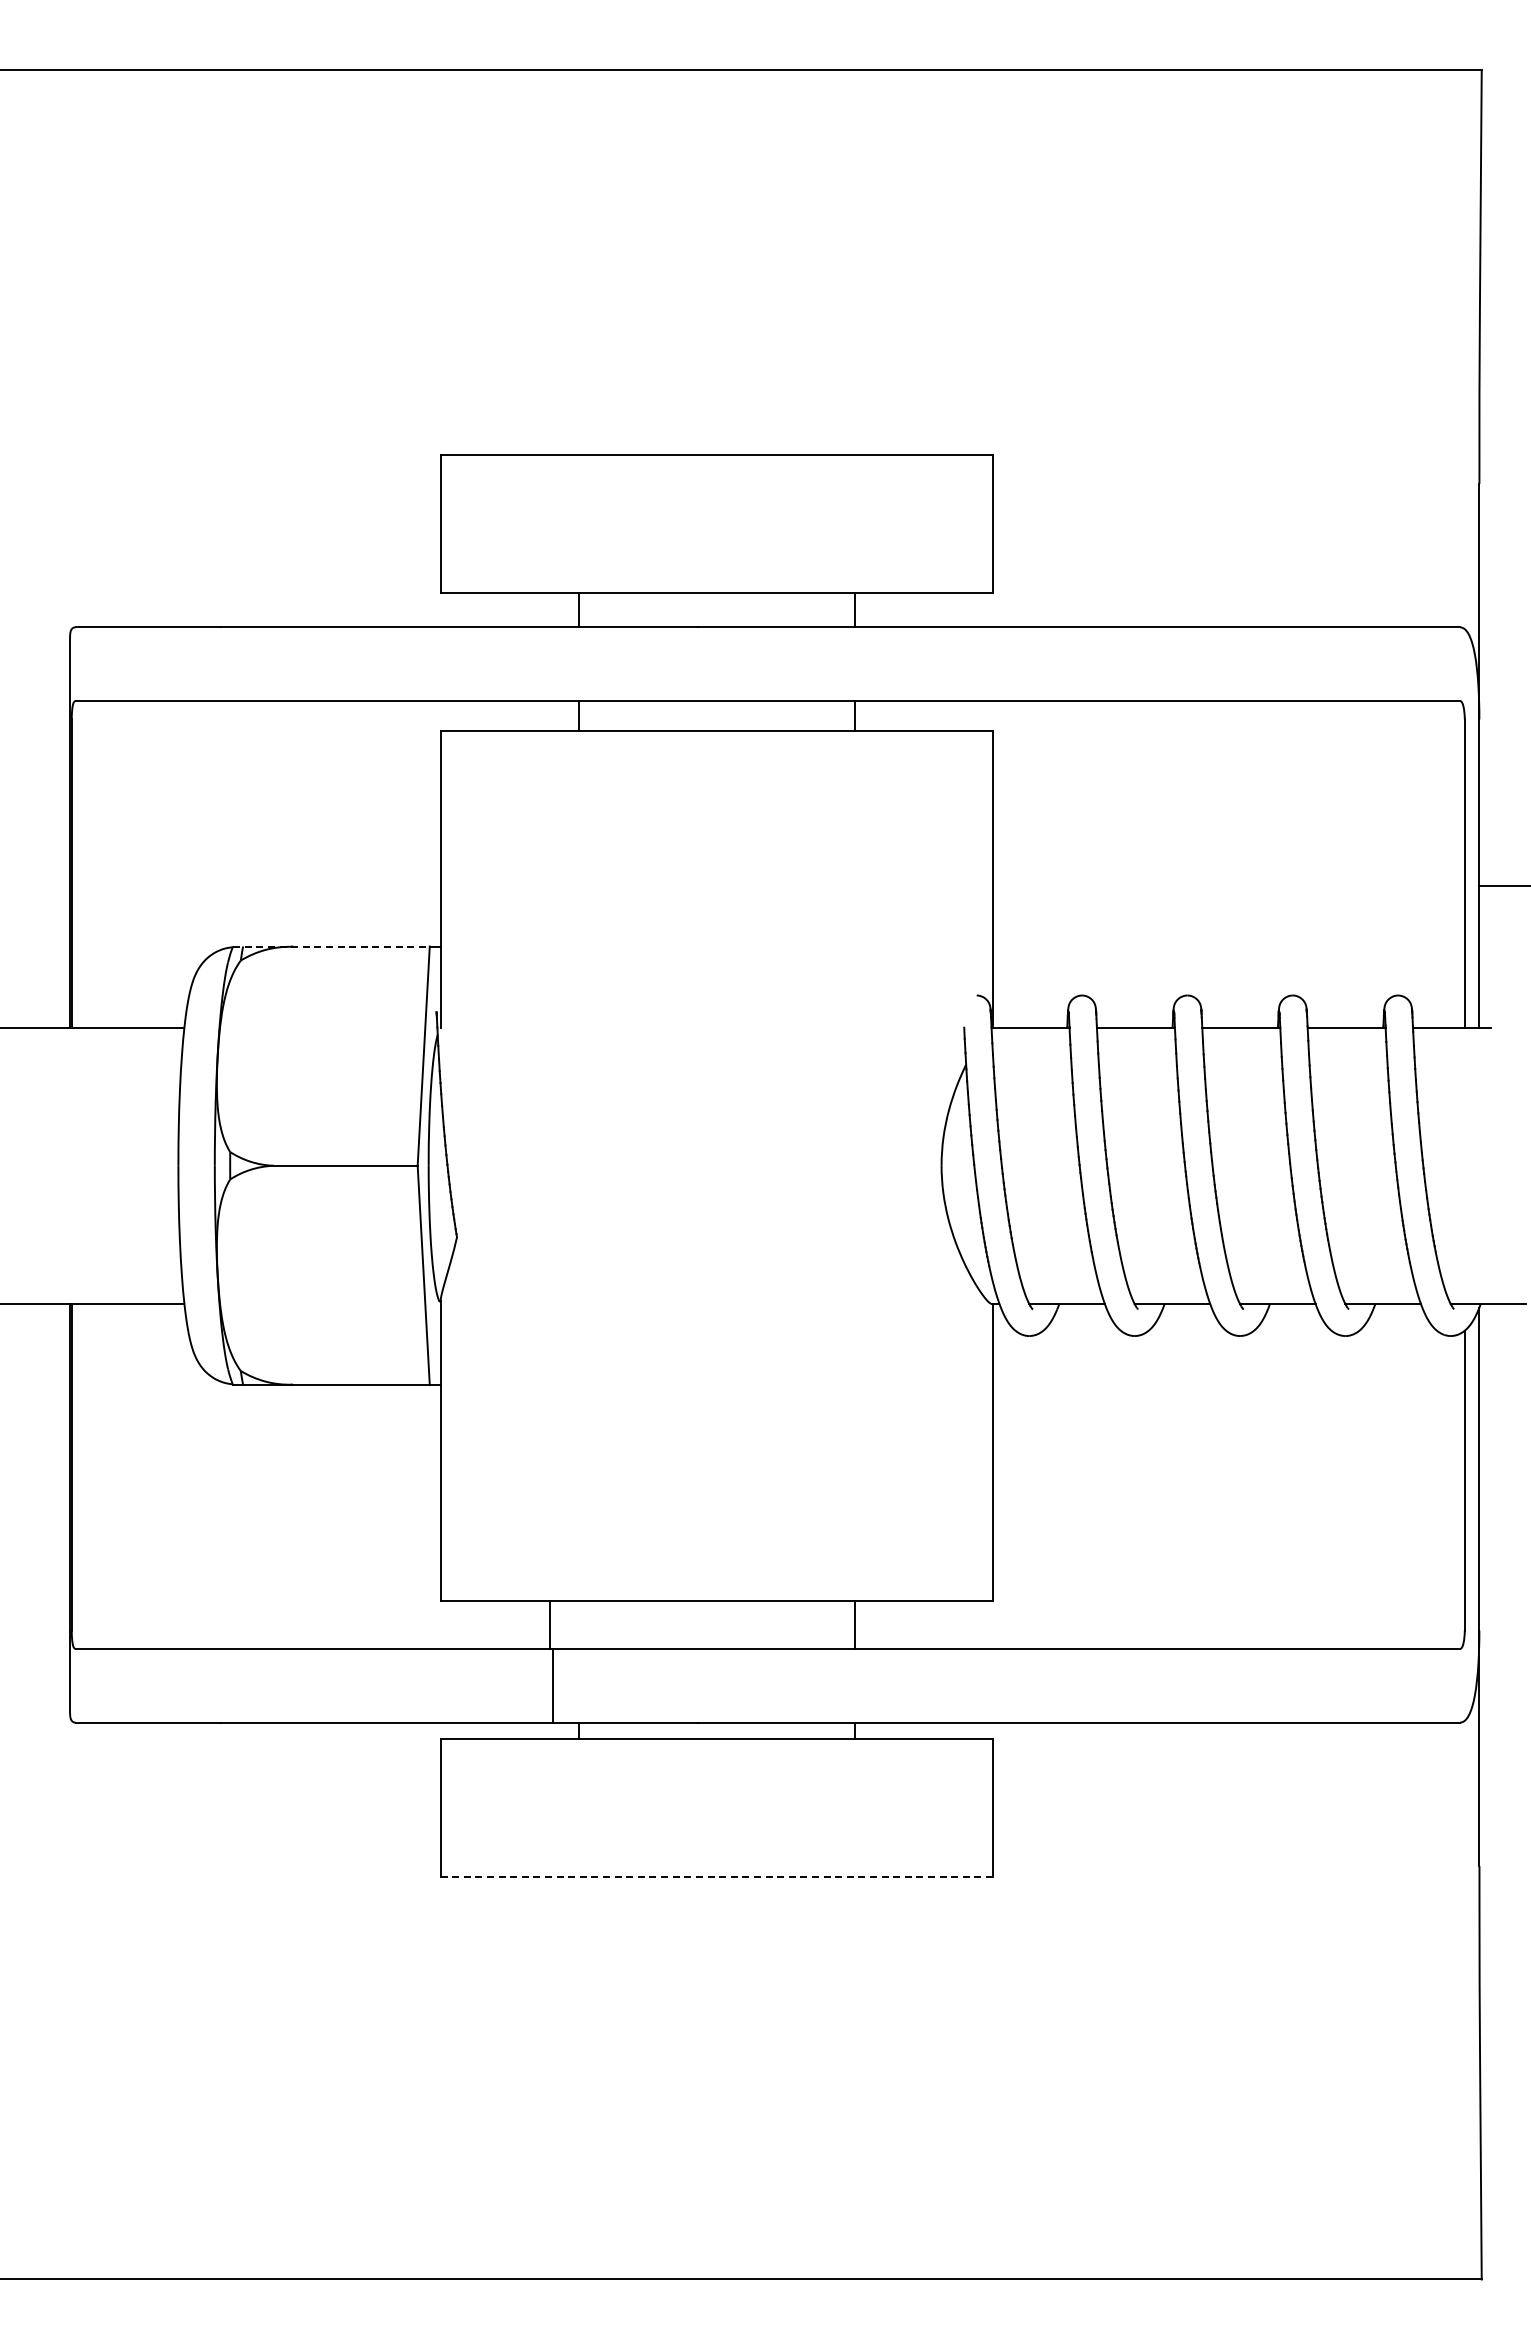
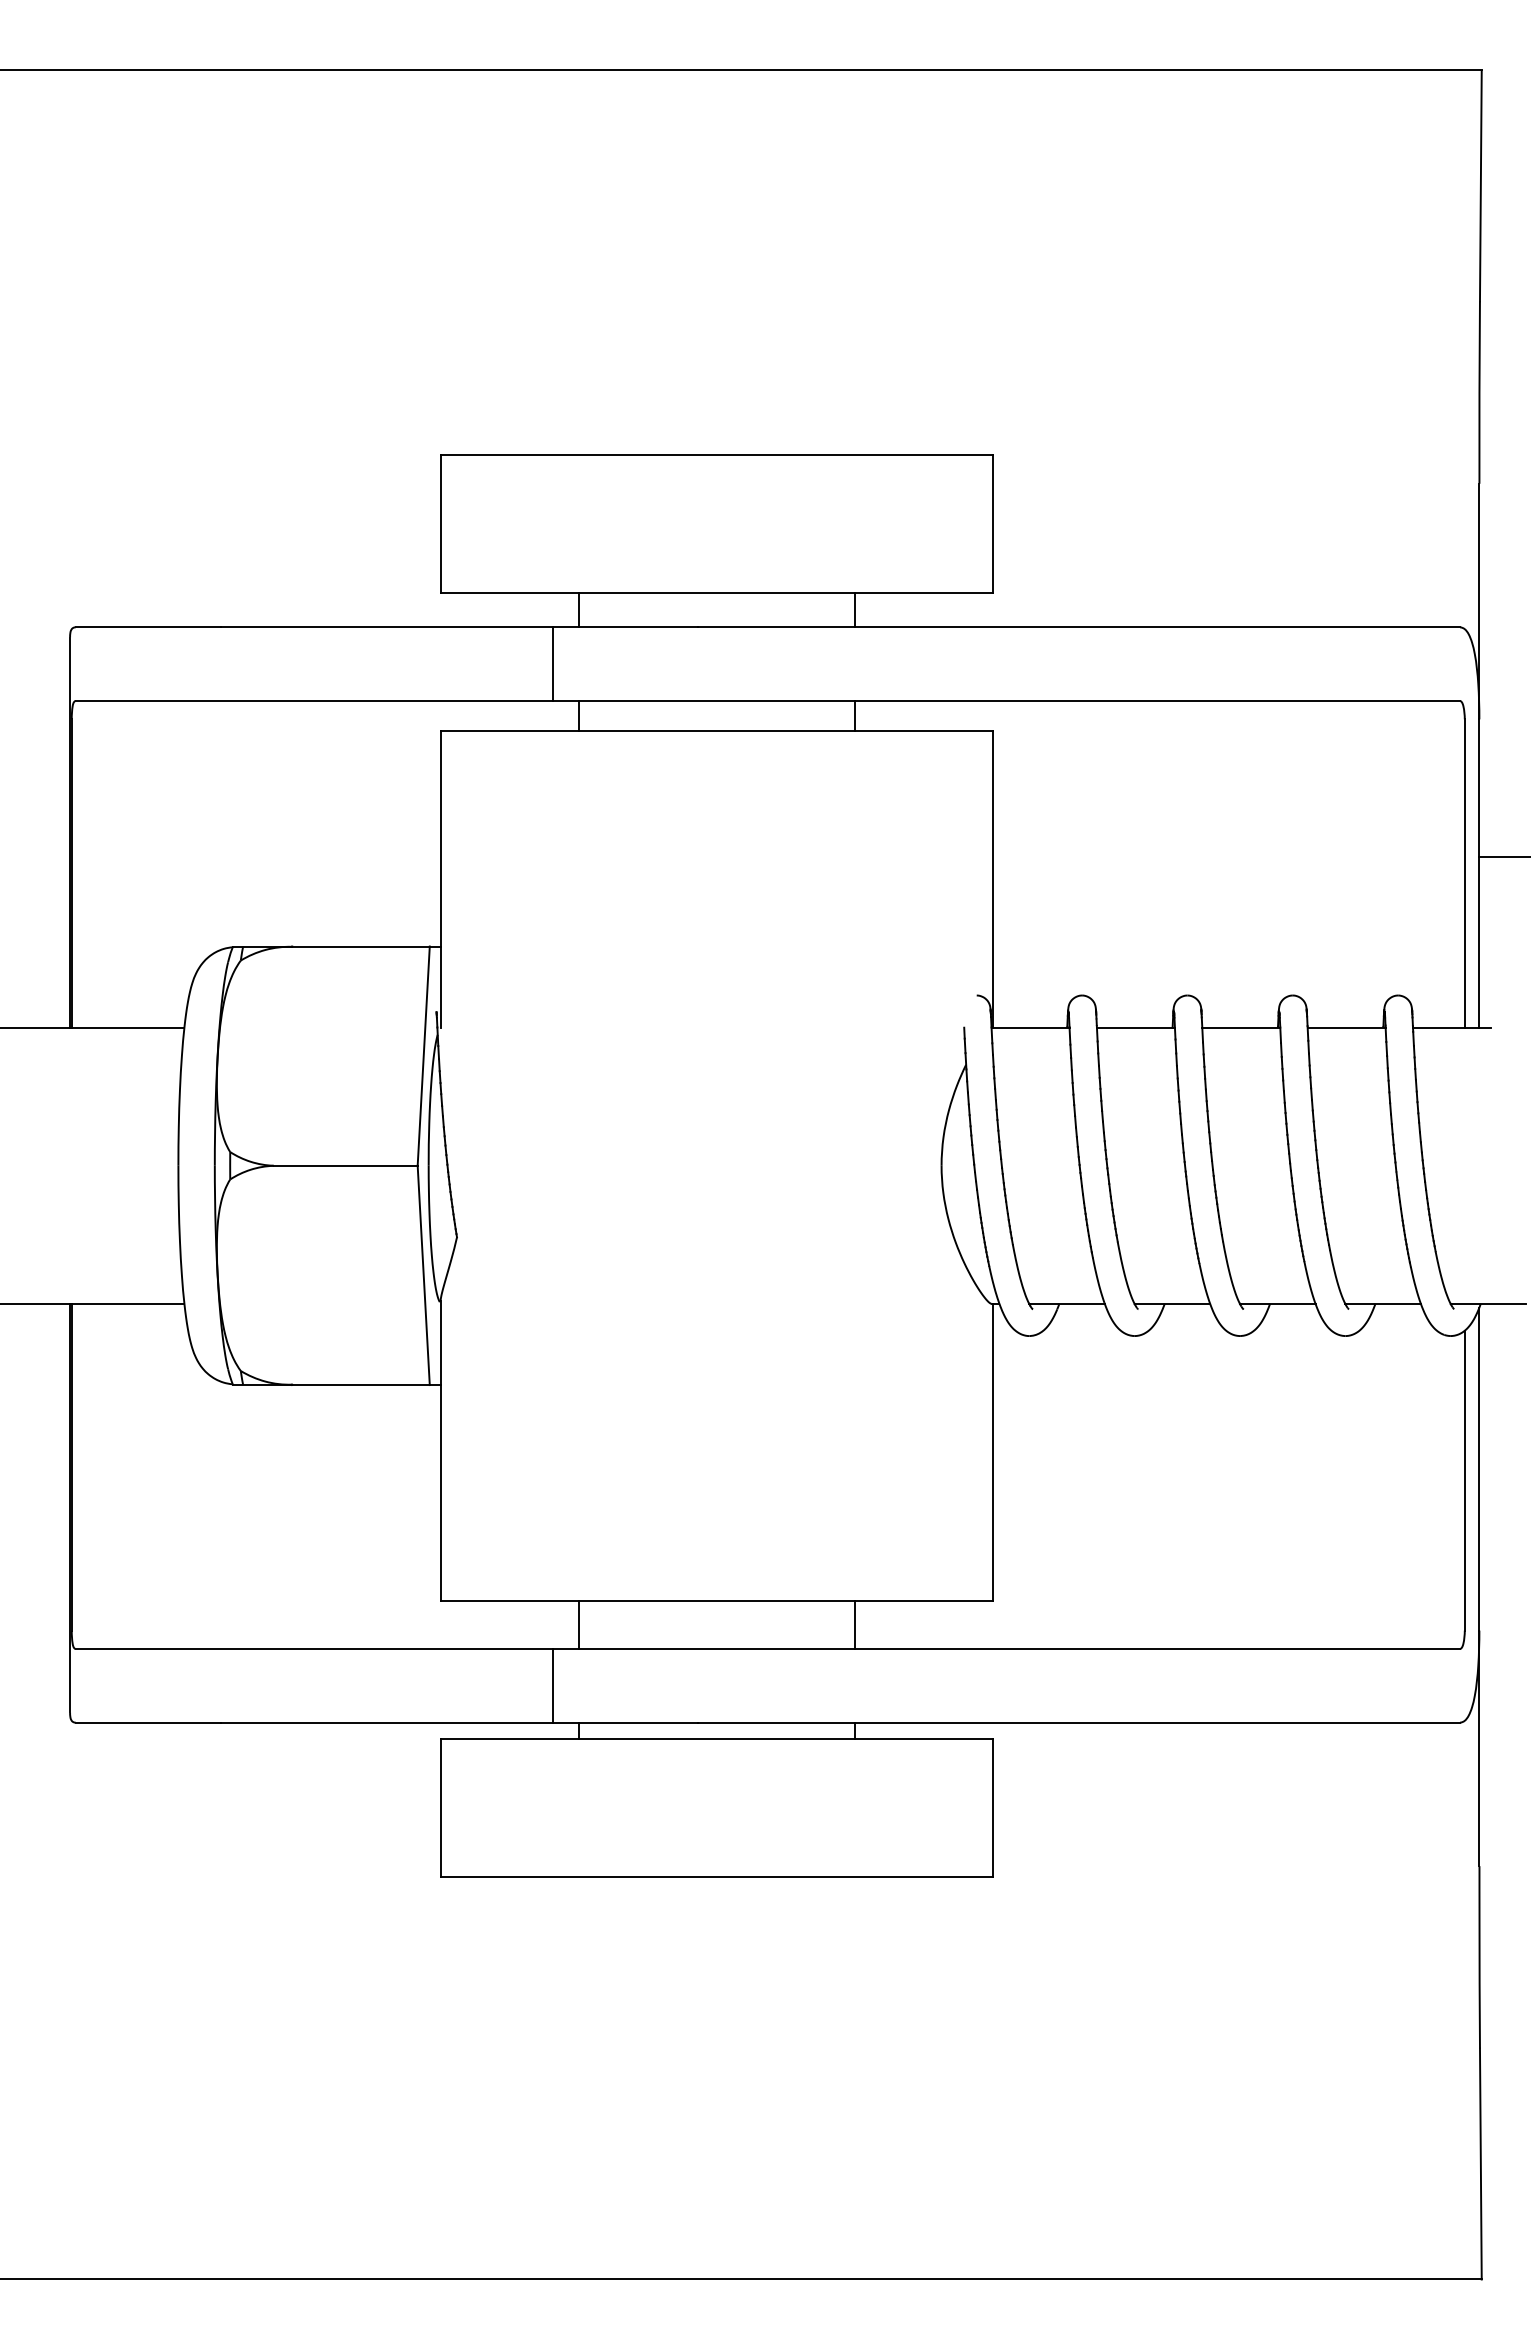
line: none -> present (553, 663)
line position: (1503, 886) -> (1503, 857) (1503, 857)
line: dashed -> solid (331, 946)
line position: (549, 1624) -> (578, 1624) (578, 1624)
line: dashed -> solid (717, 1876)
